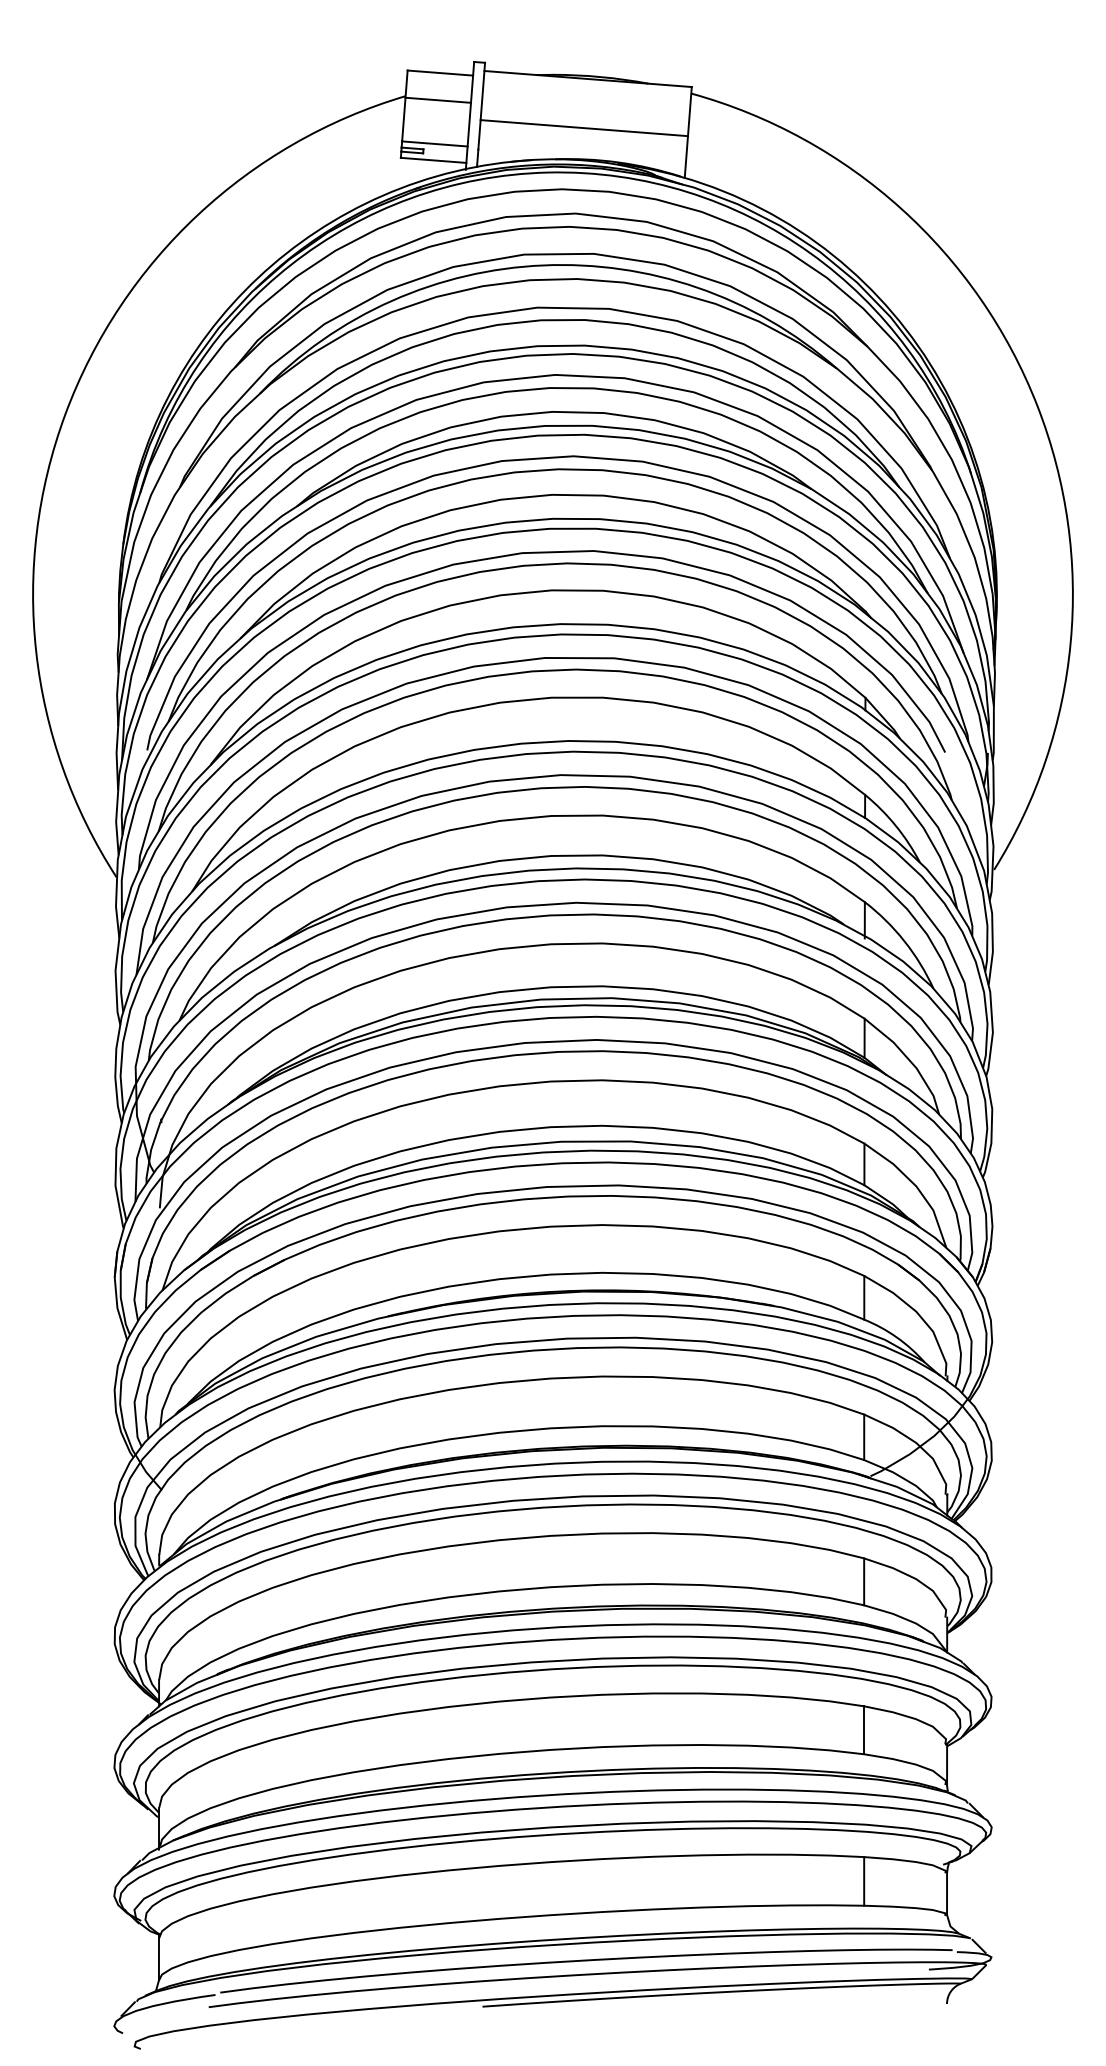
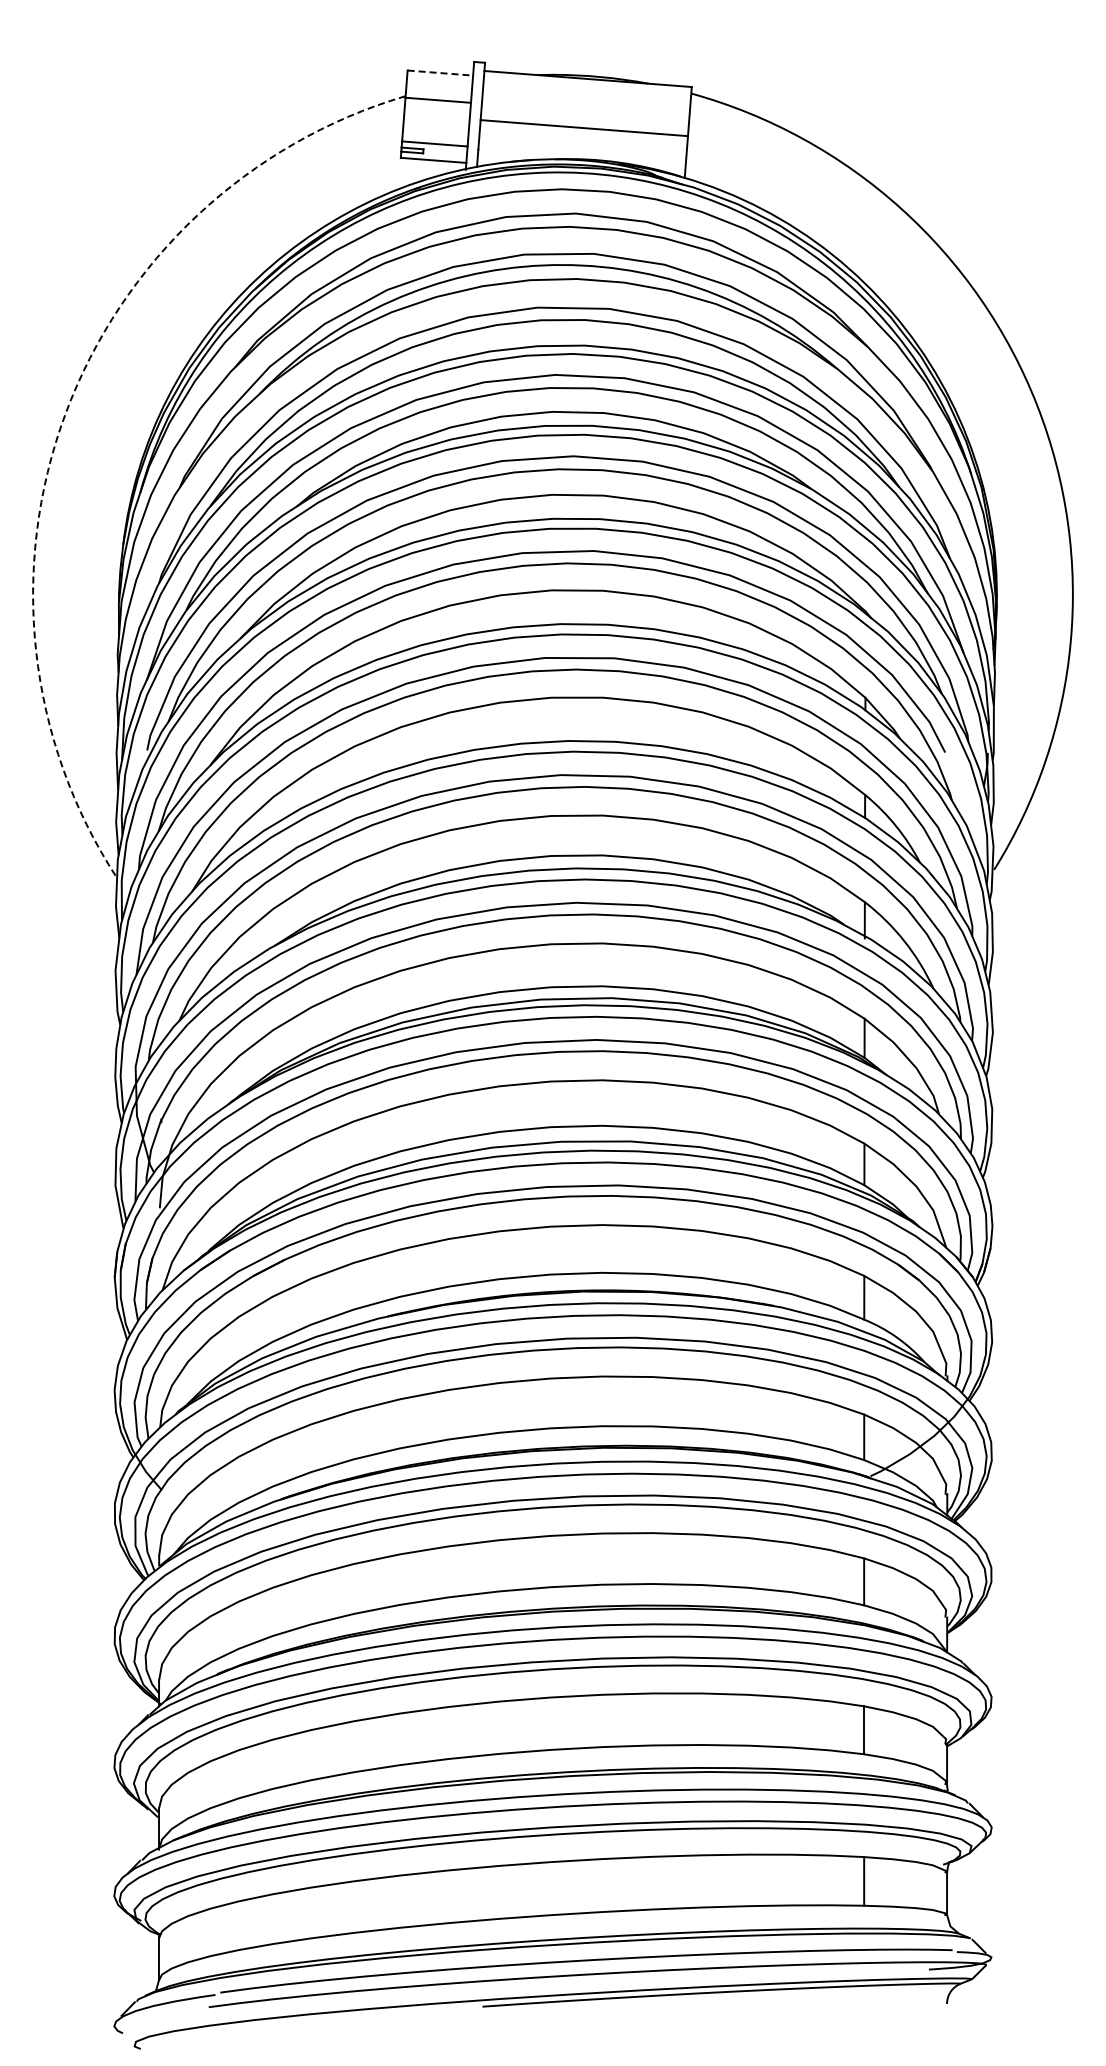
line: solid -> dashed (440, 73)
arc: solid -> dashed (65, 414)
